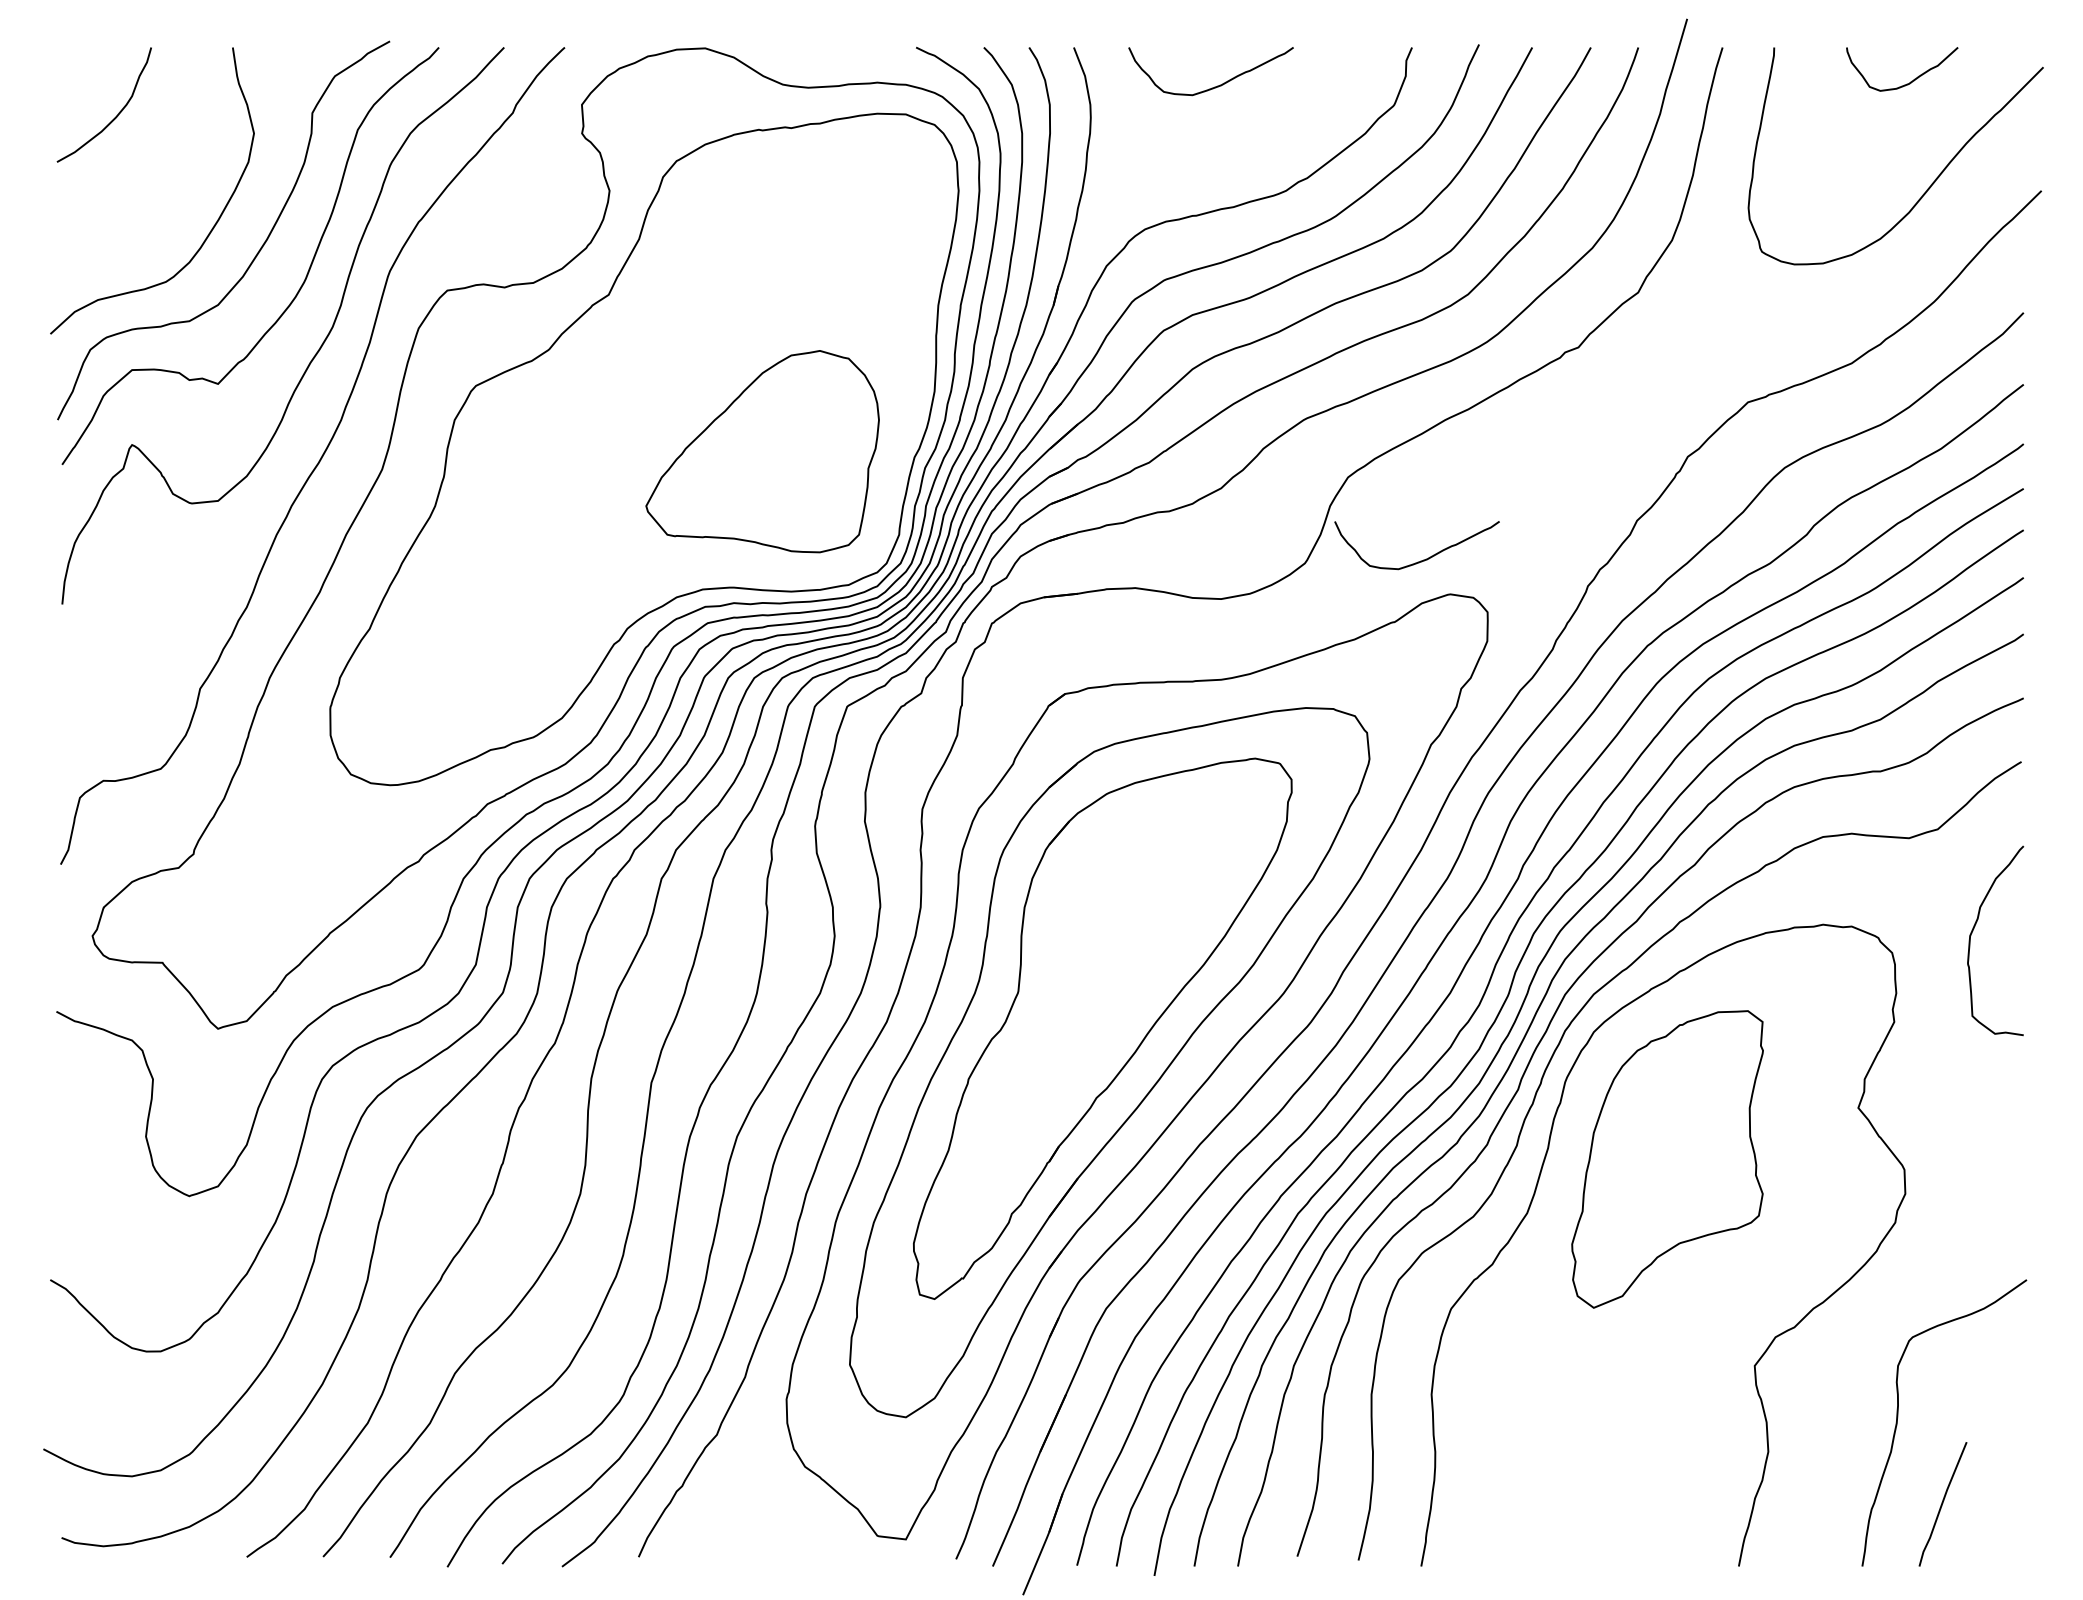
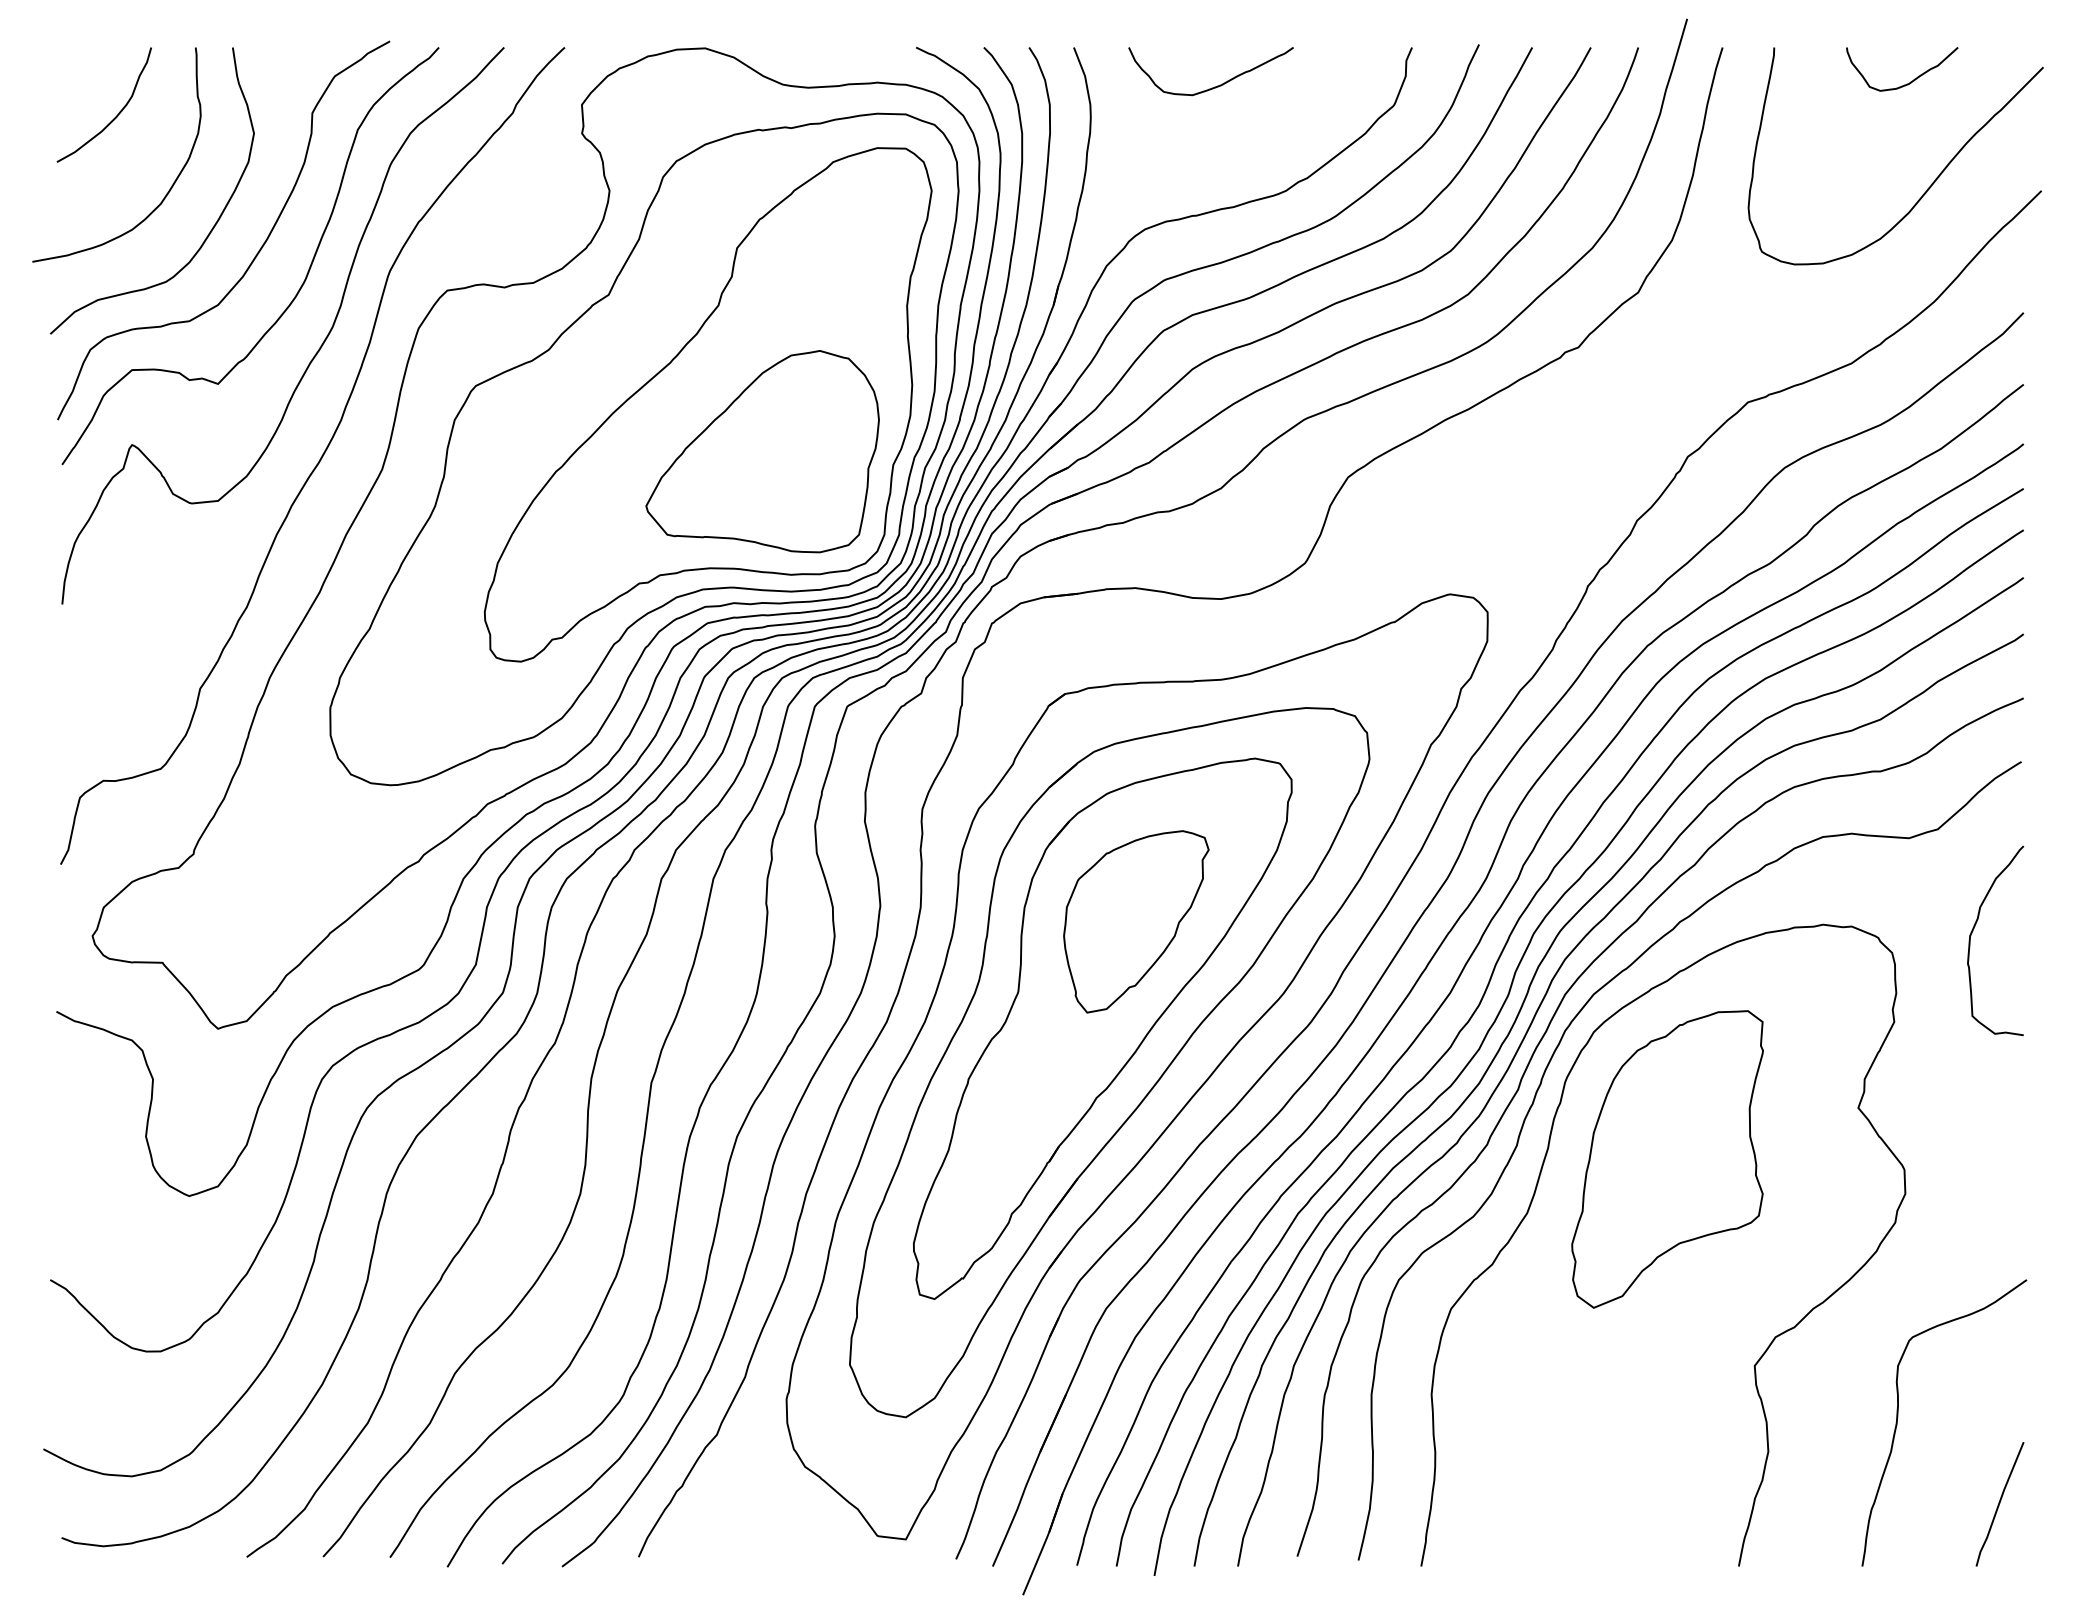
curve: none -> present (171, 185)
part: none -> present (707, 404)
curve: present -> none (1420, 560)
part: none -> present (1136, 921)
curve position: (1942, 1504) -> (1999, 1504) (1999, 1504)
